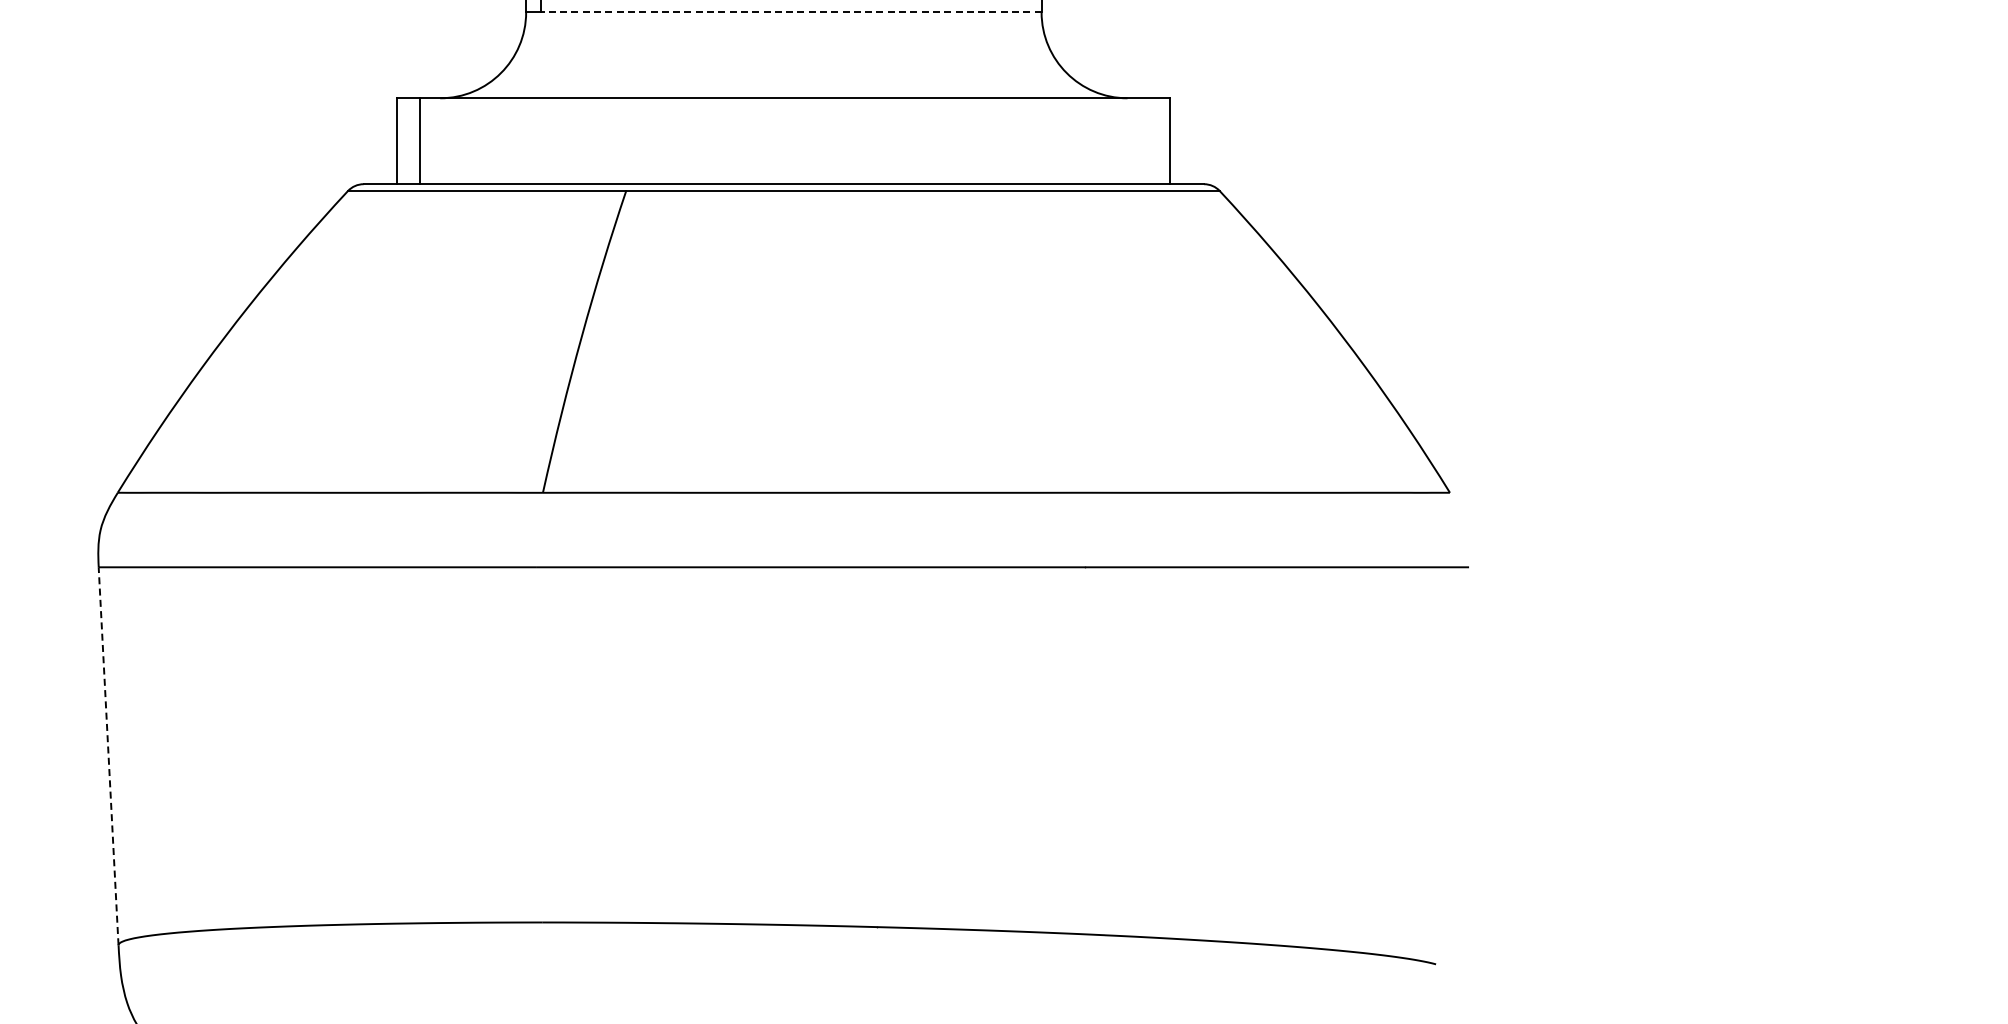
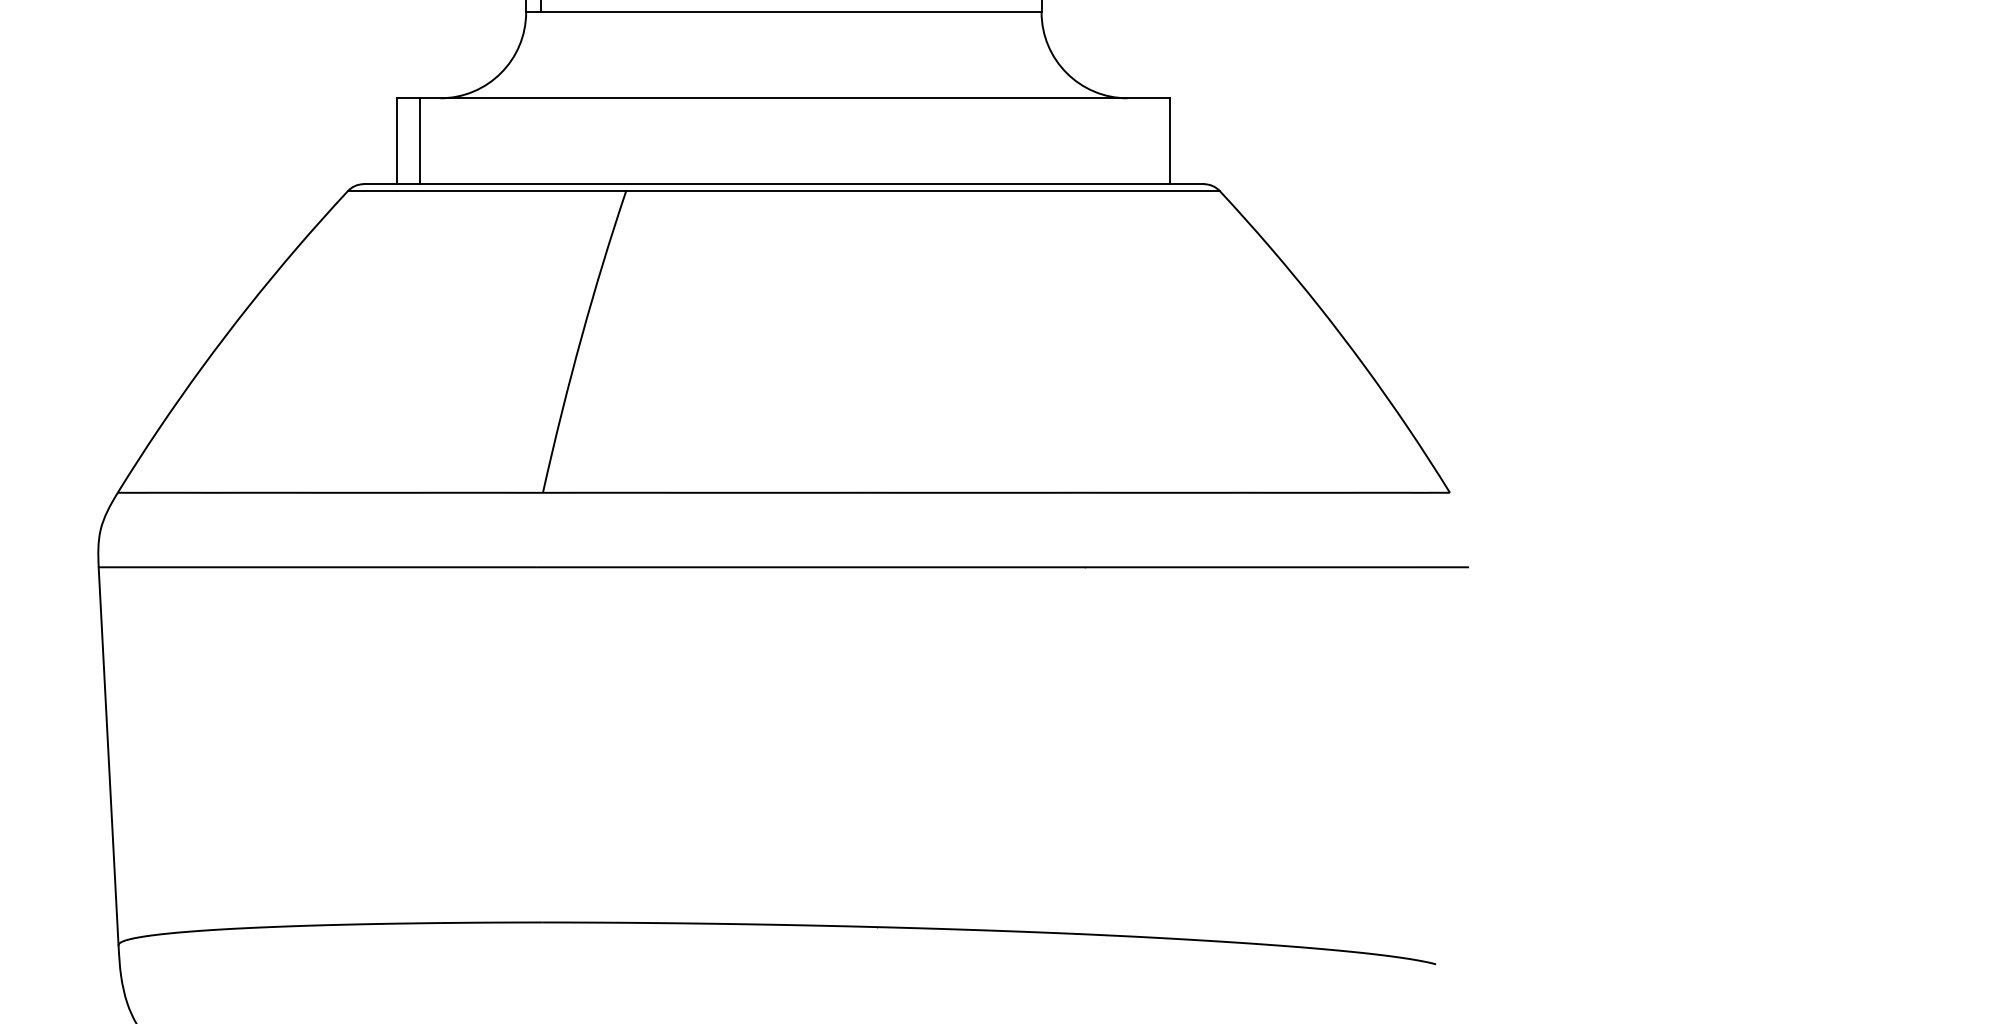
line: dashed -> solid (791, 12)
line: dashed -> solid (108, 755)
